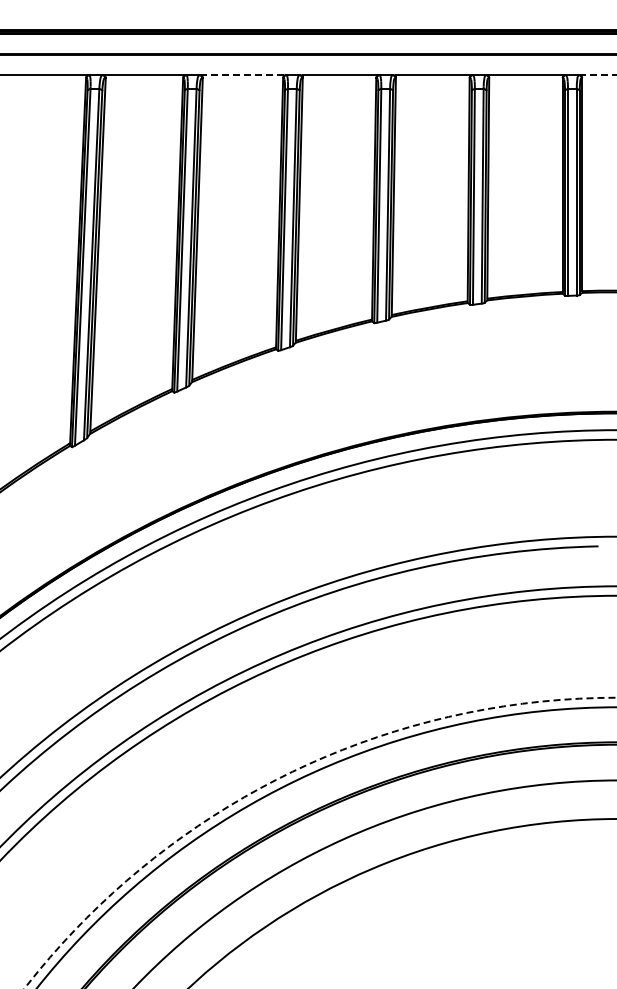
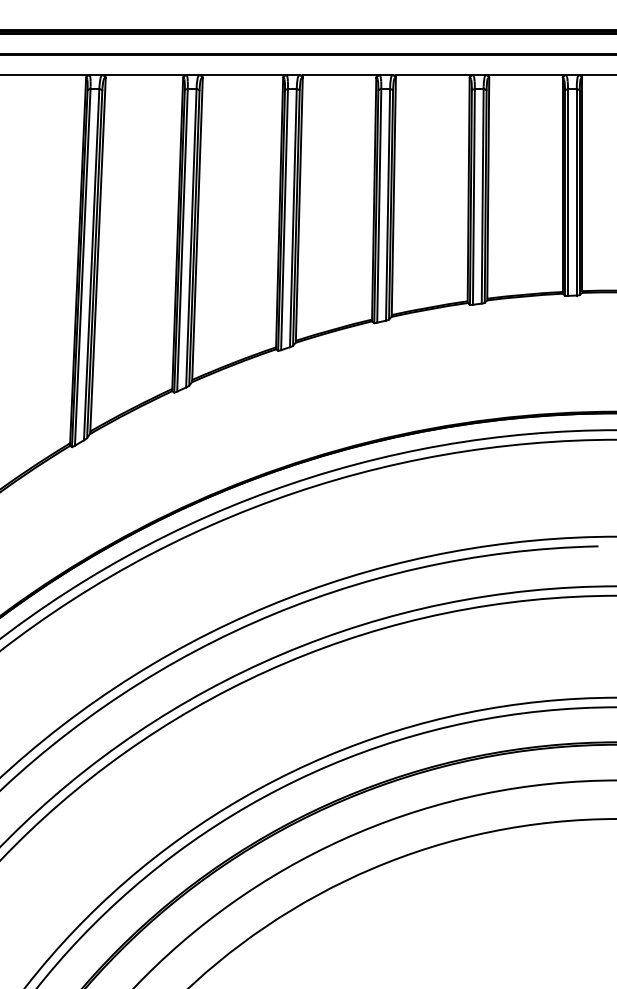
line: dashed -> solid (243, 75)
line: dashed -> solid (598, 75)
circle: dashed -> solid (320, 842)
